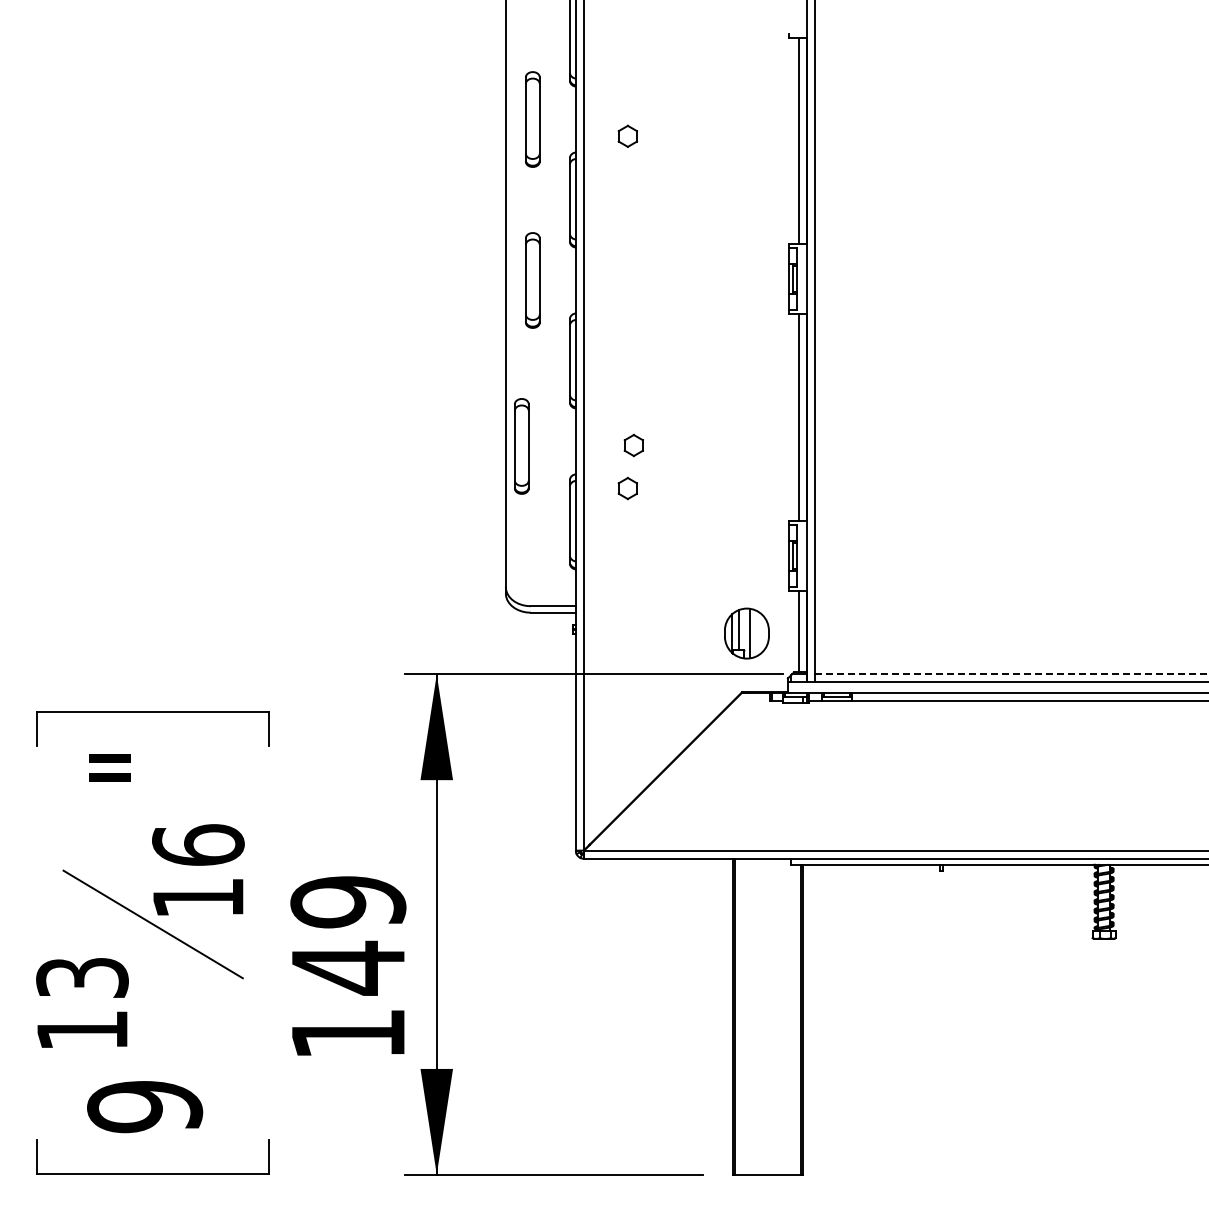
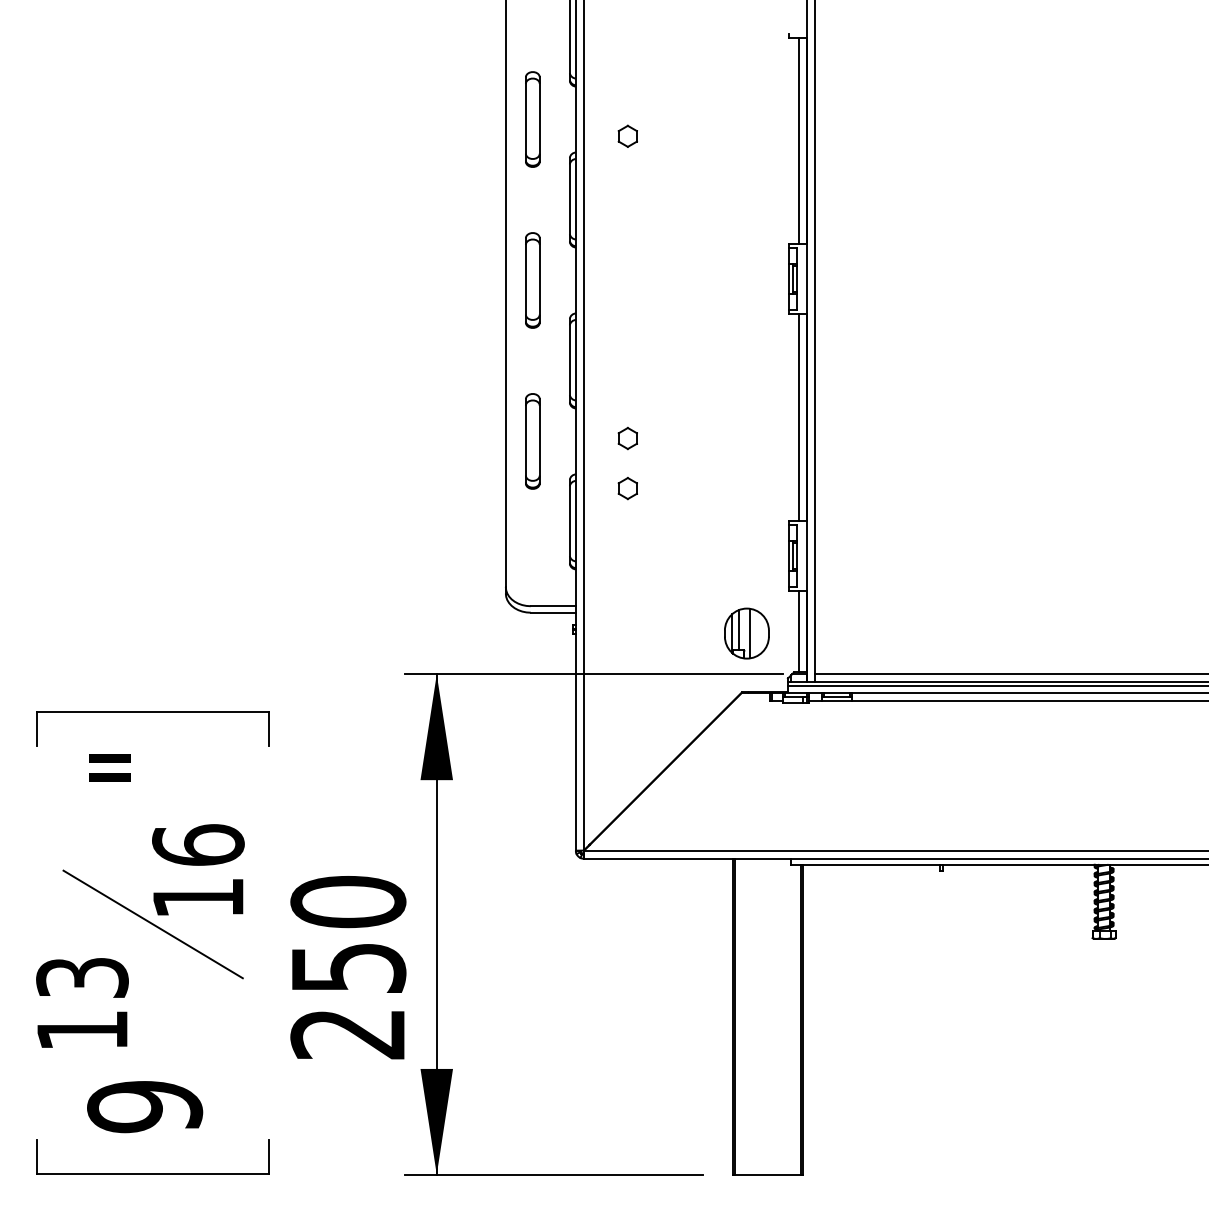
part position: (633, 445) -> (627, 438) (627, 438)
part position: (521, 446) -> (532, 441) (532, 441)
line: dashed -> solid (1011, 674)
line: none -> present (996, 686)
text: 149 -> 250 (348, 967)
